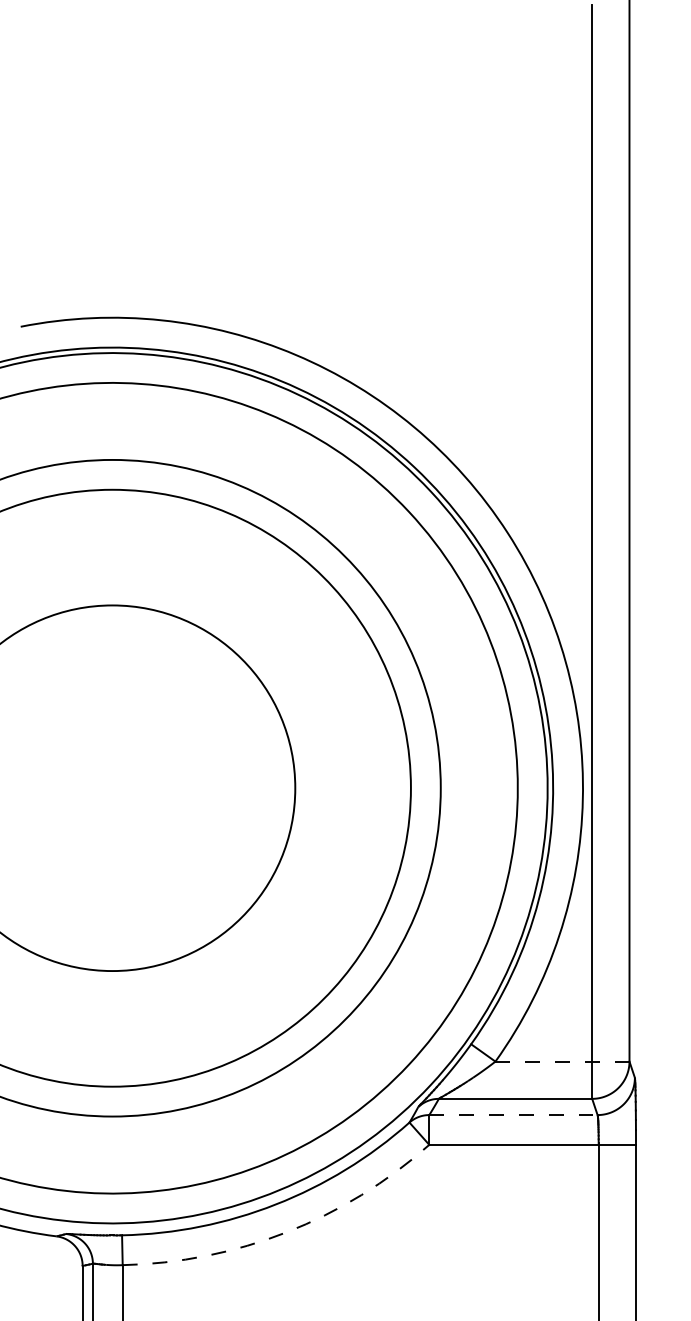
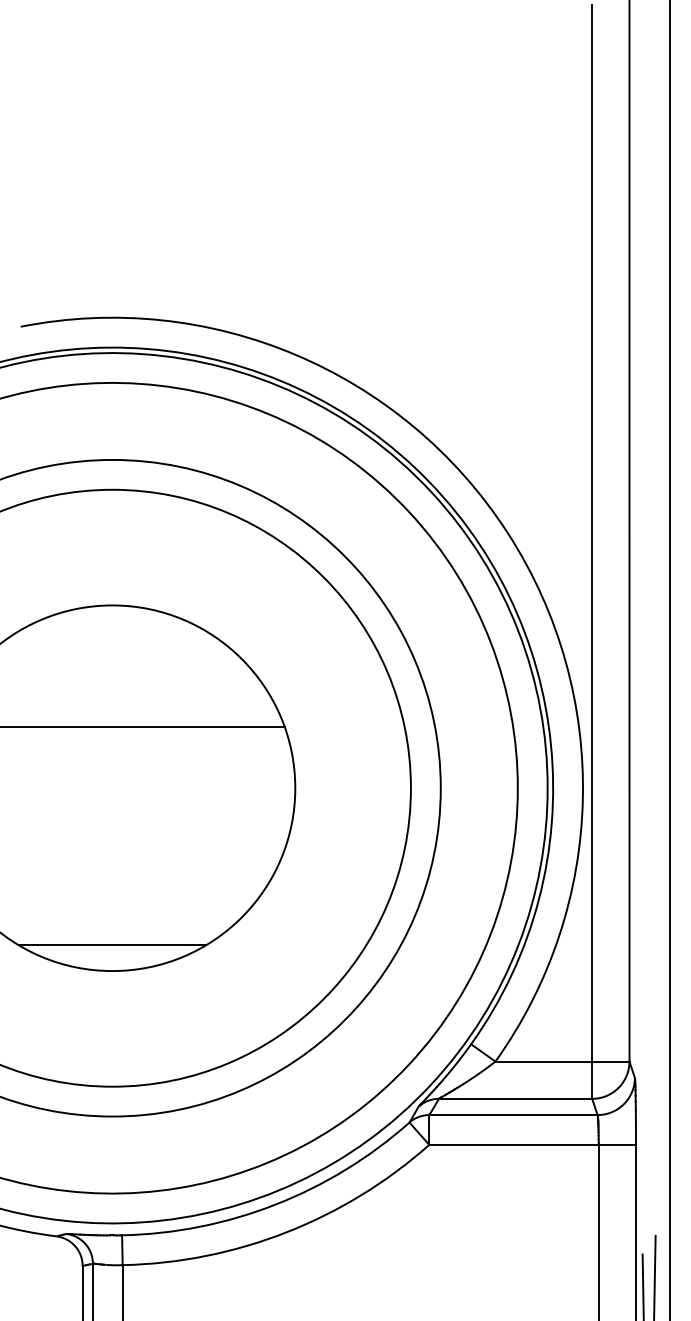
line: none -> present (670, 659)
line: none -> present (143, 726)
line: none -> present (112, 945)
line: dashed -> solid (561, 1061)
line: dashed -> solid (513, 1115)
arc: dashed -> solid (286, 1232)
line: none -> present (654, 1276)
line: none -> present (642, 1285)
